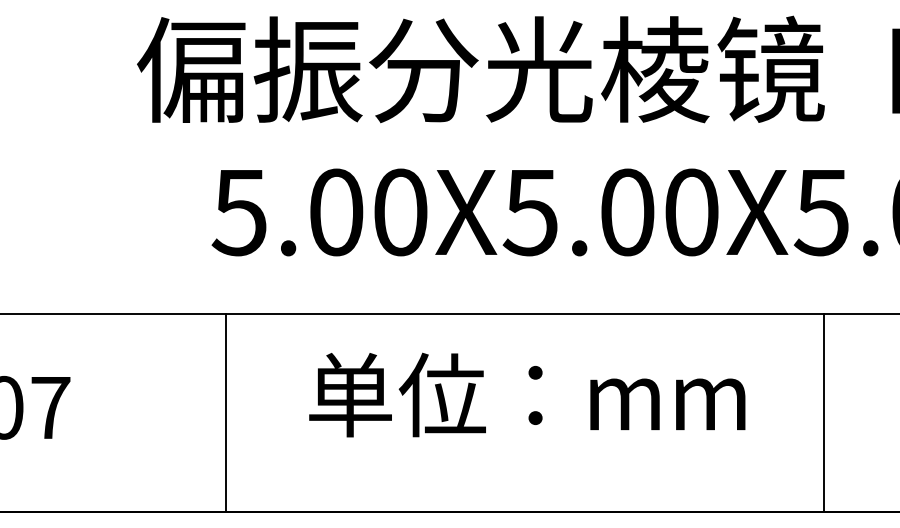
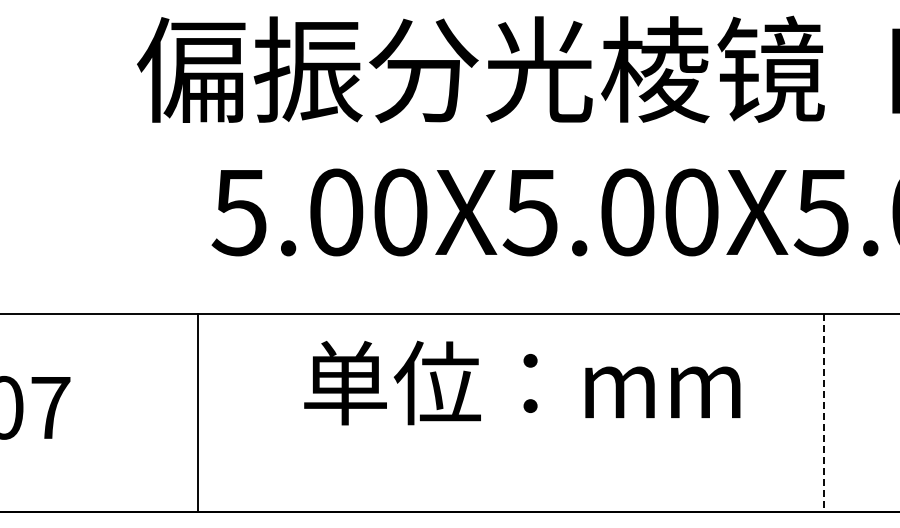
text position: (527, 394) -> (522, 382) (522, 382)
line position: (226, 413) -> (198, 413) (198, 413)
line: solid -> dashed (824, 413)
